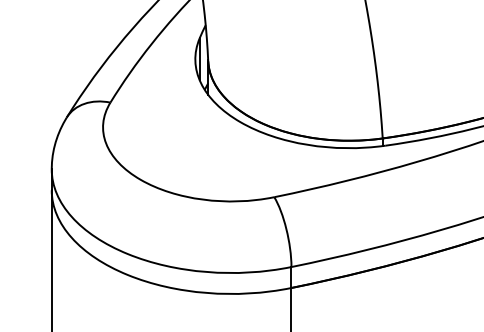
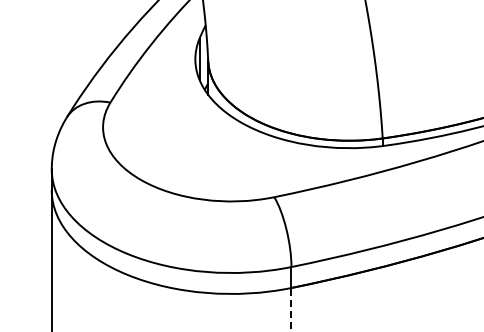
line: solid -> dashed (291, 309)
